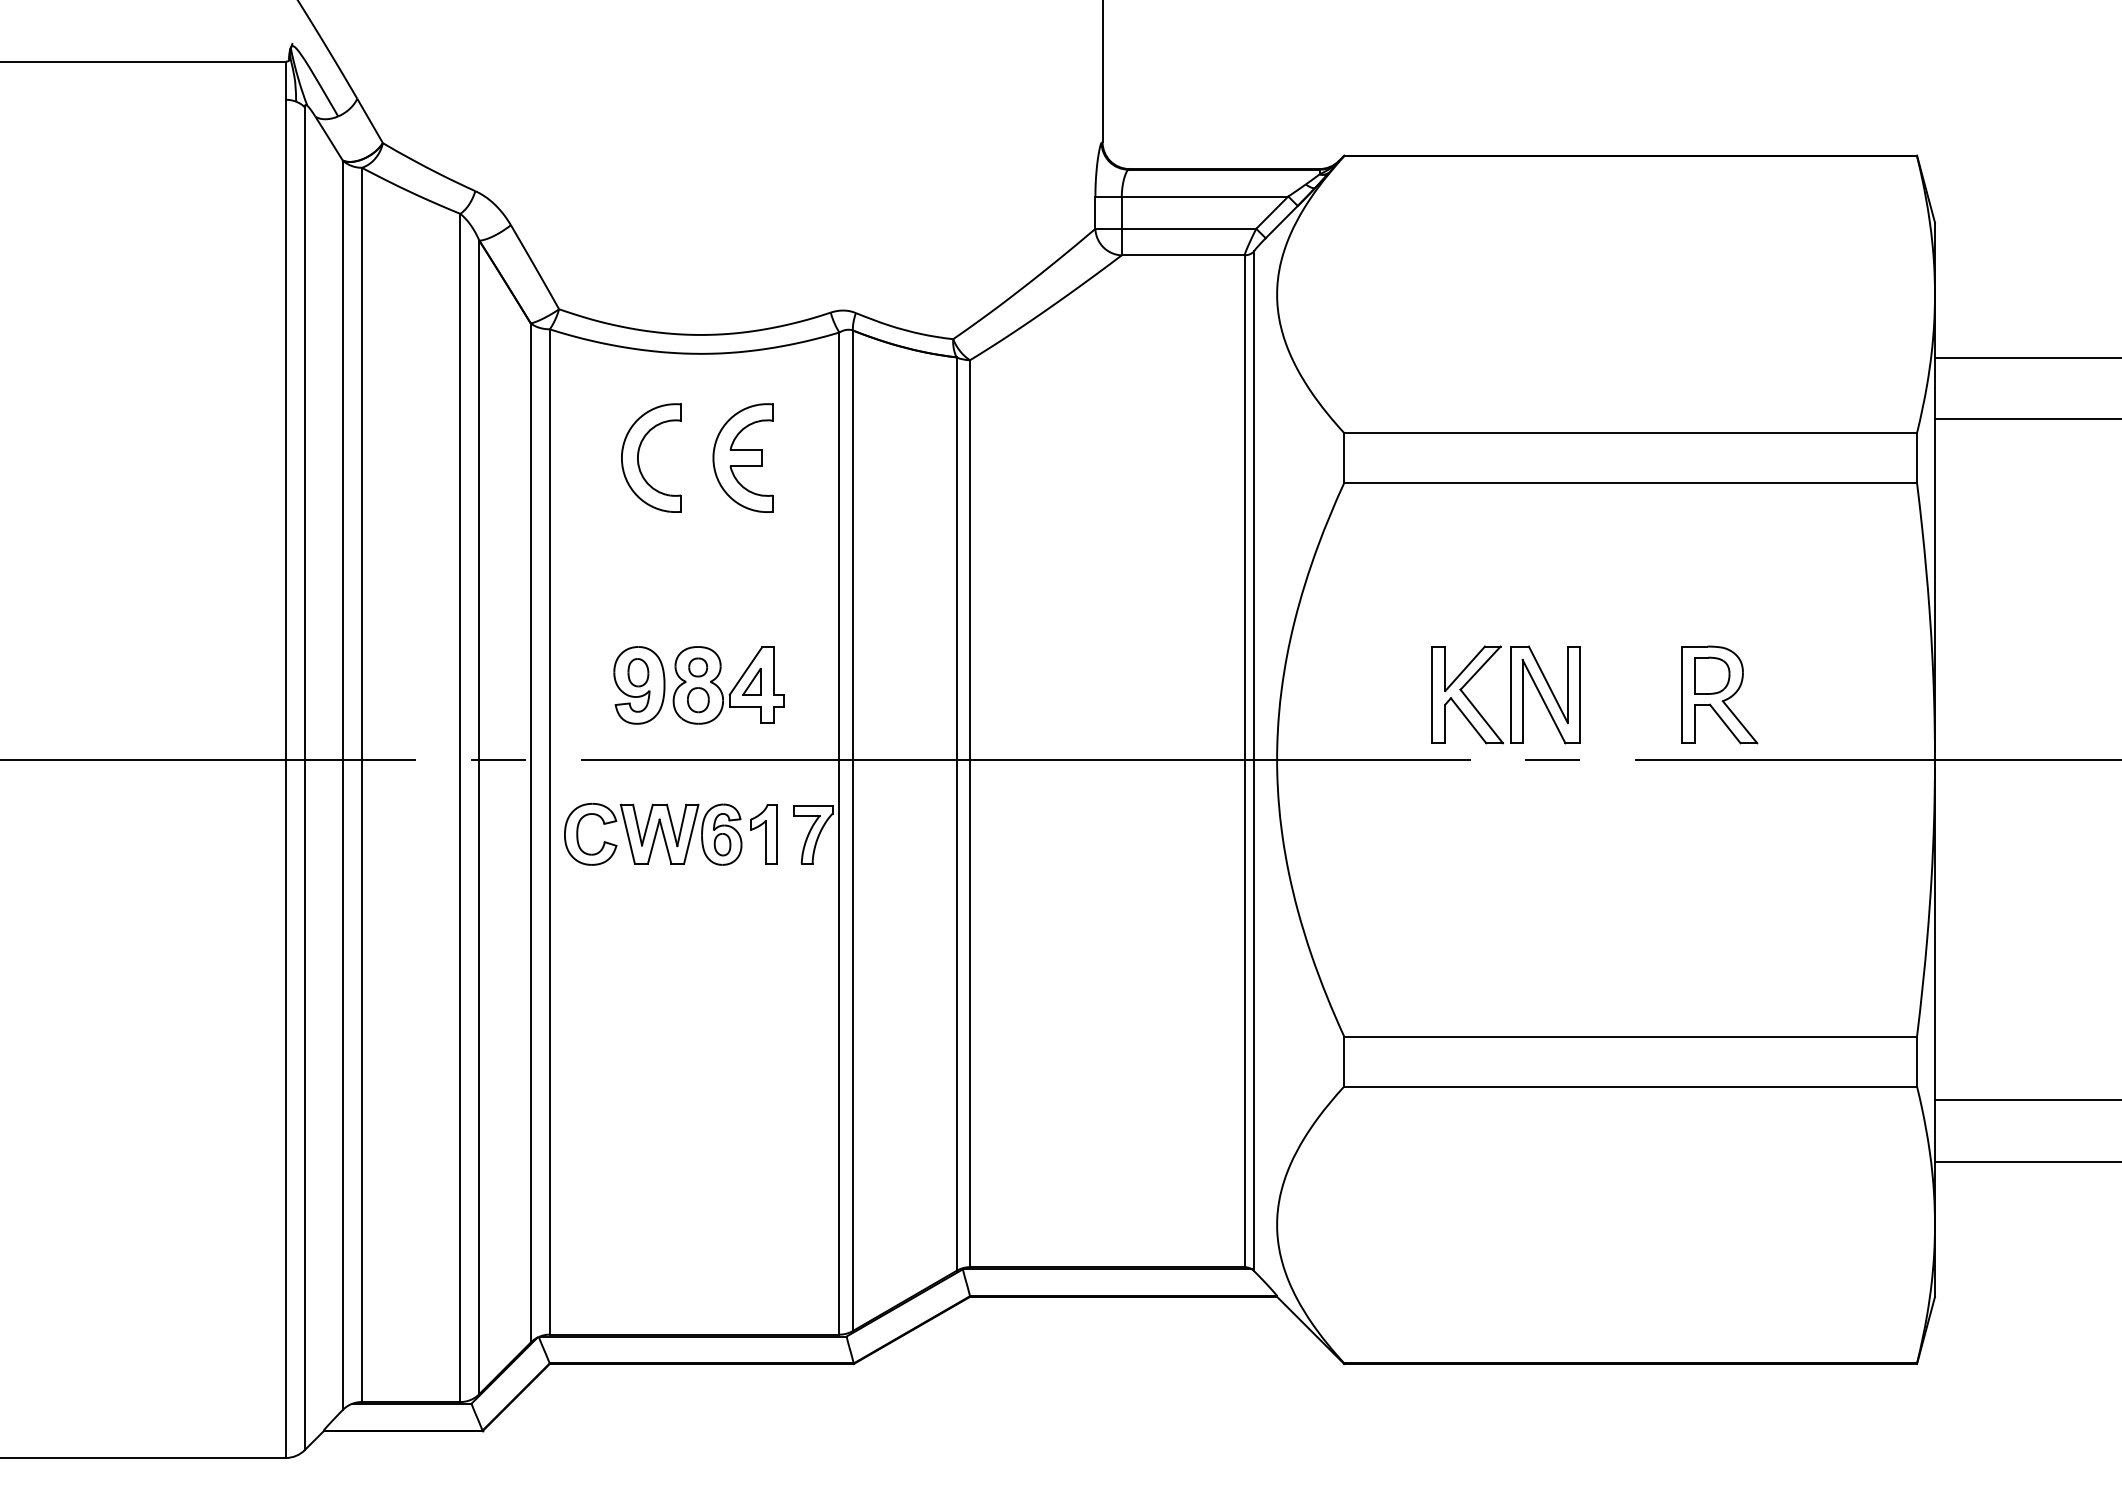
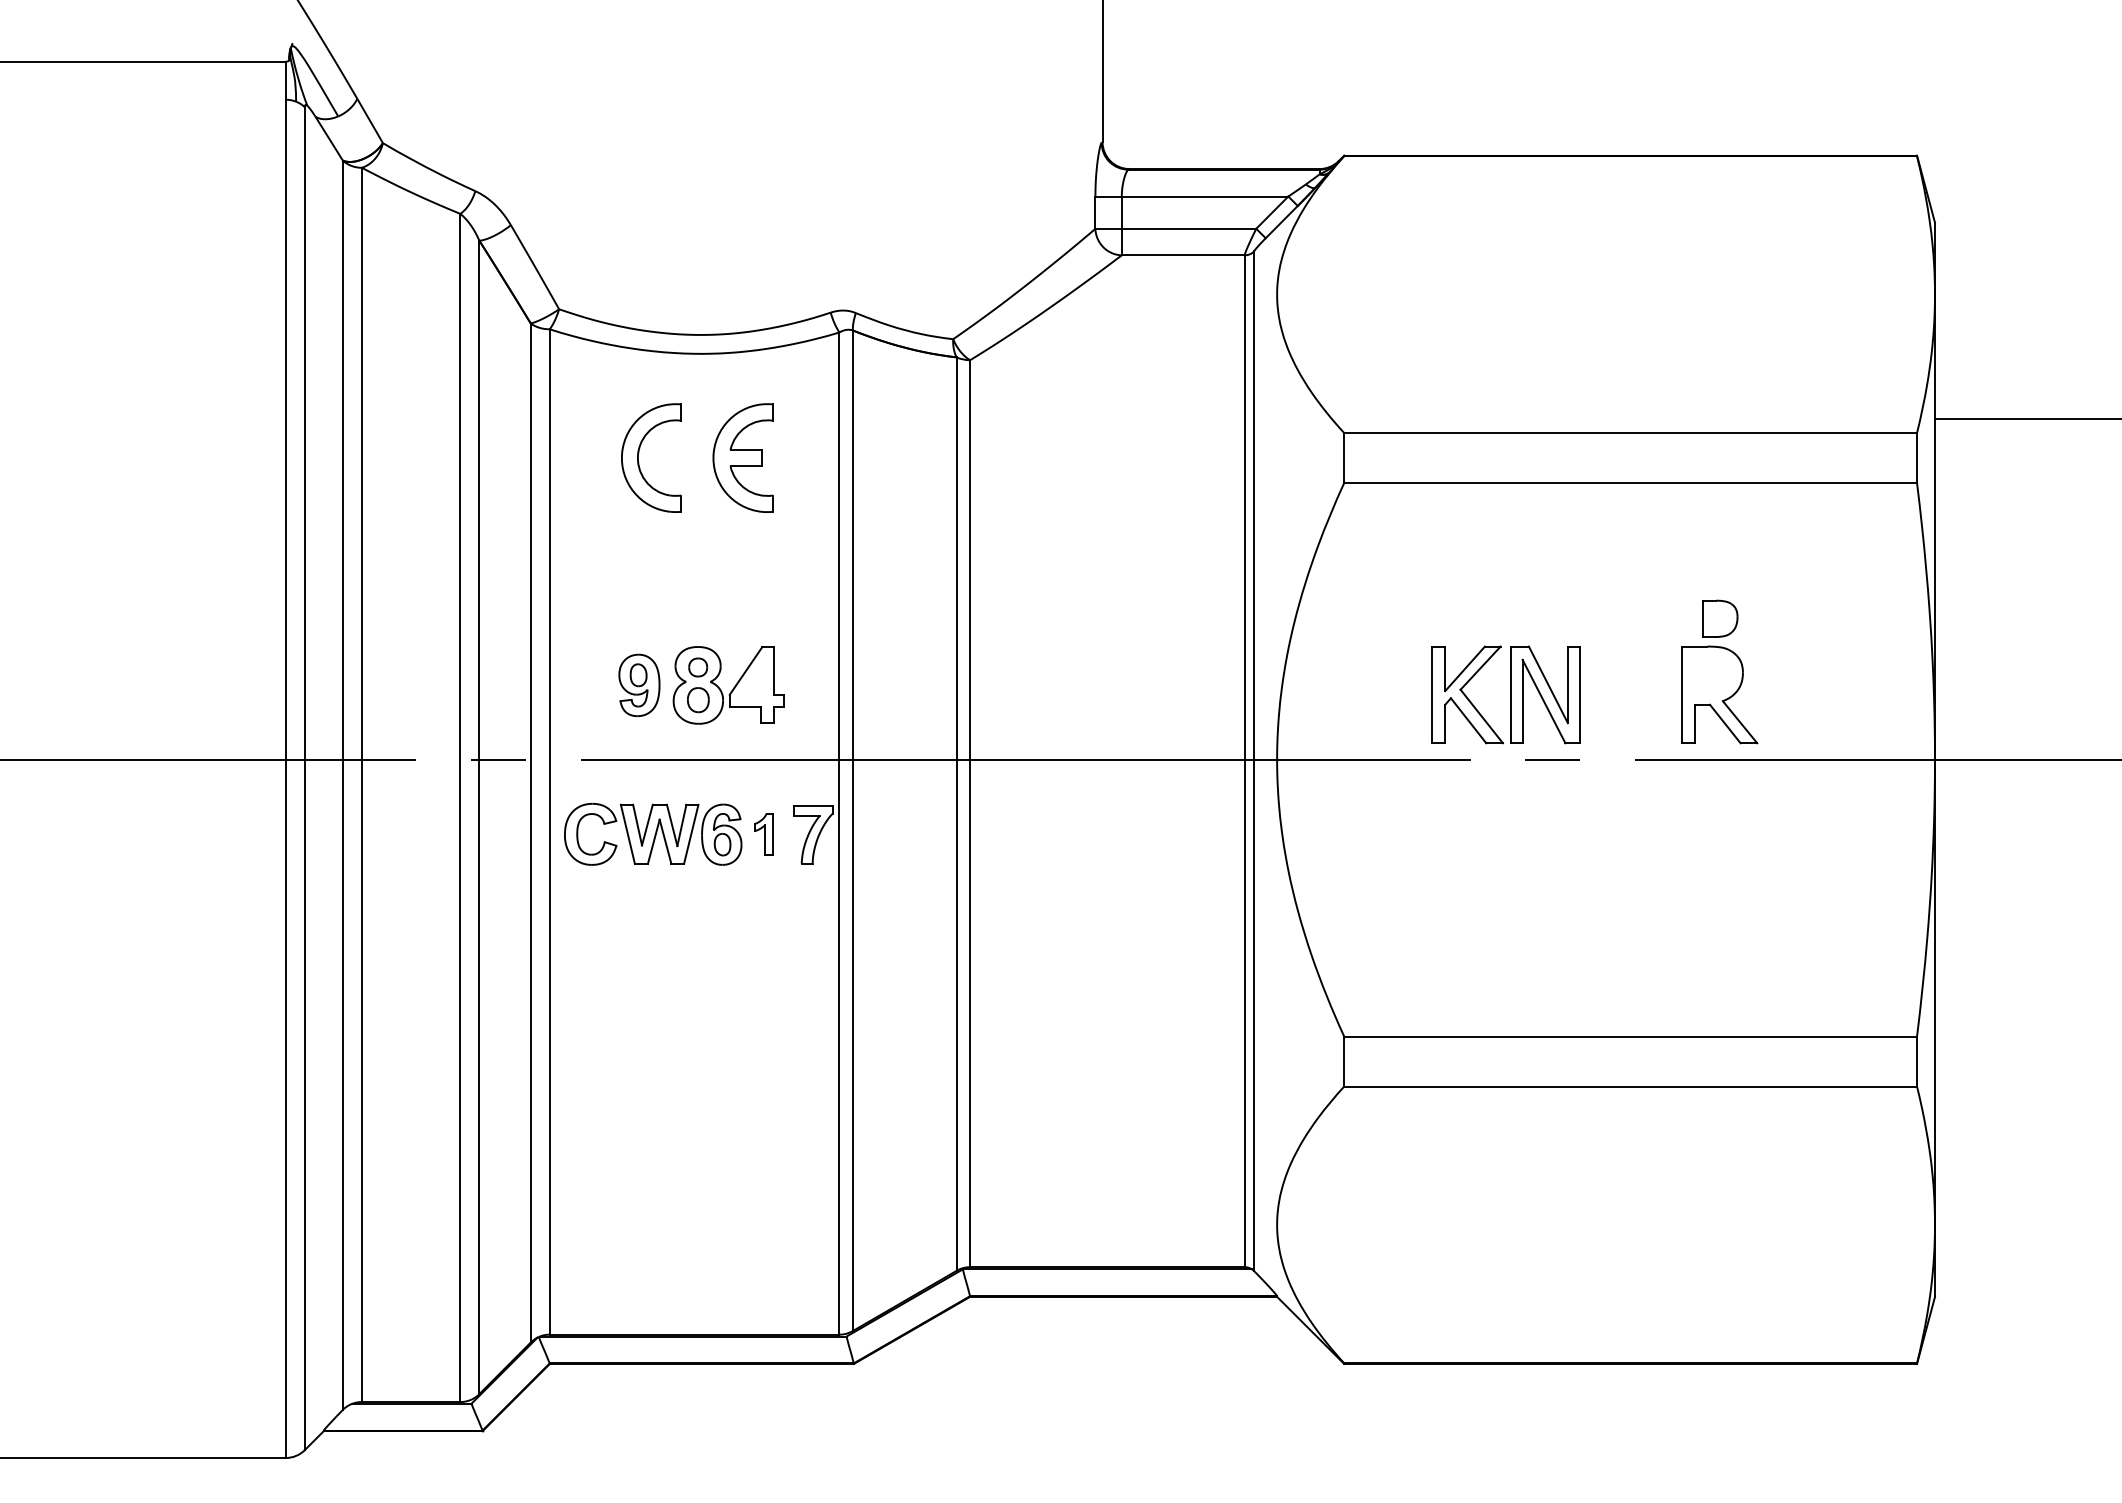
line: present -> none (2026, 357)
part position: (1712, 675) -> (1720, 618) (1720, 618)
part: present -> none (751, 681)
part size: 53x79 px -> 43x64 px (639, 684)
part size: 28x61 px -> 20x43 px (763, 834)
line: present -> none (2026, 1100)
line: present -> none (2026, 1161)
